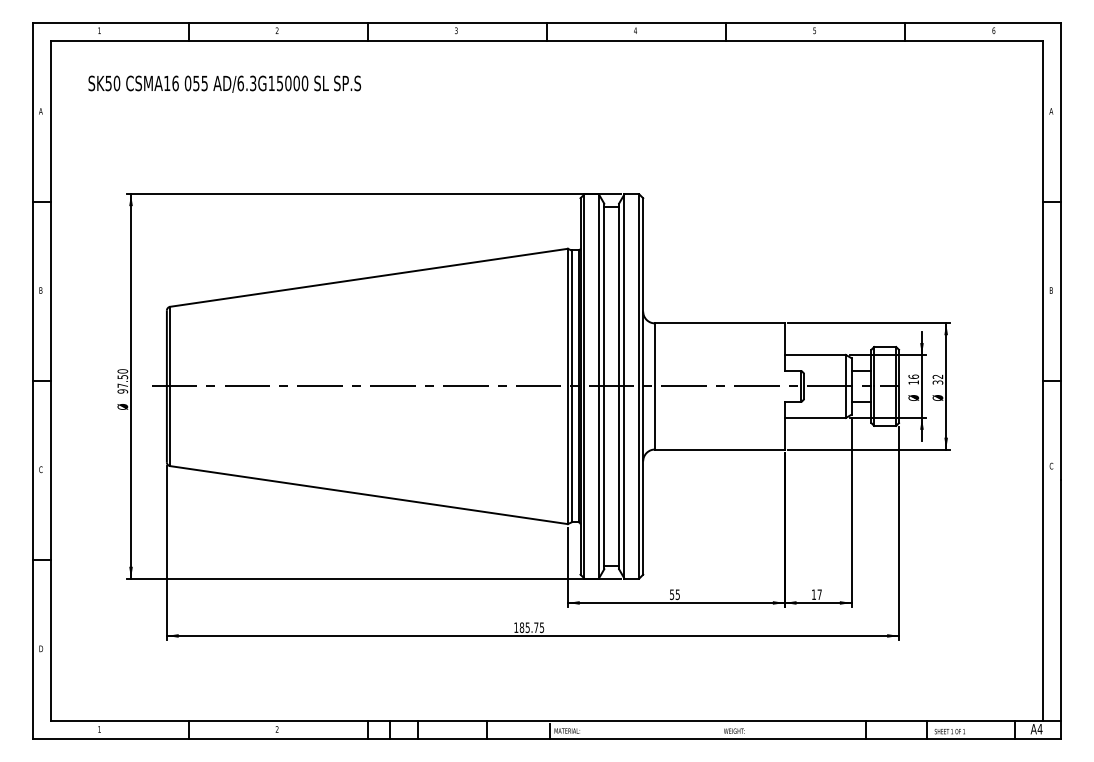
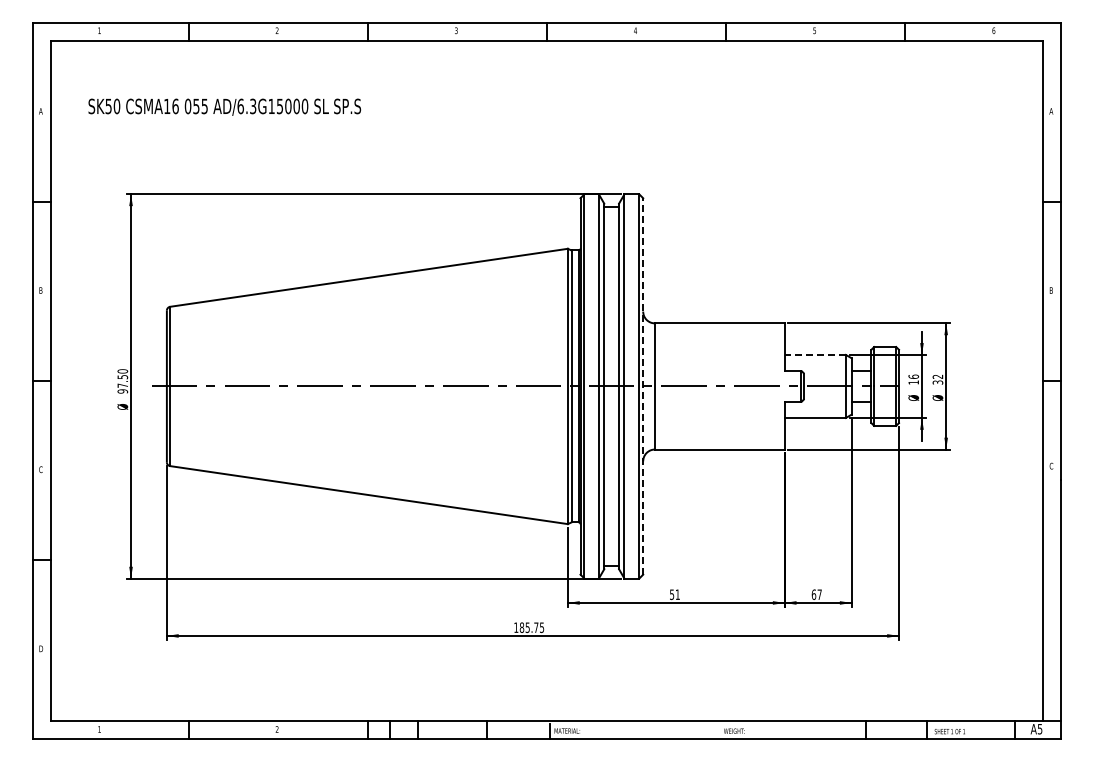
text position: (224, 83) -> (224, 106) (224, 106)
line: solid -> dashed (815, 354)
line: solid -> dashed (643, 385)
text: 55 -> 51 (677, 594)
text: 17 -> 67 (813, 594)
text: A4 -> A5 (1039, 729)
